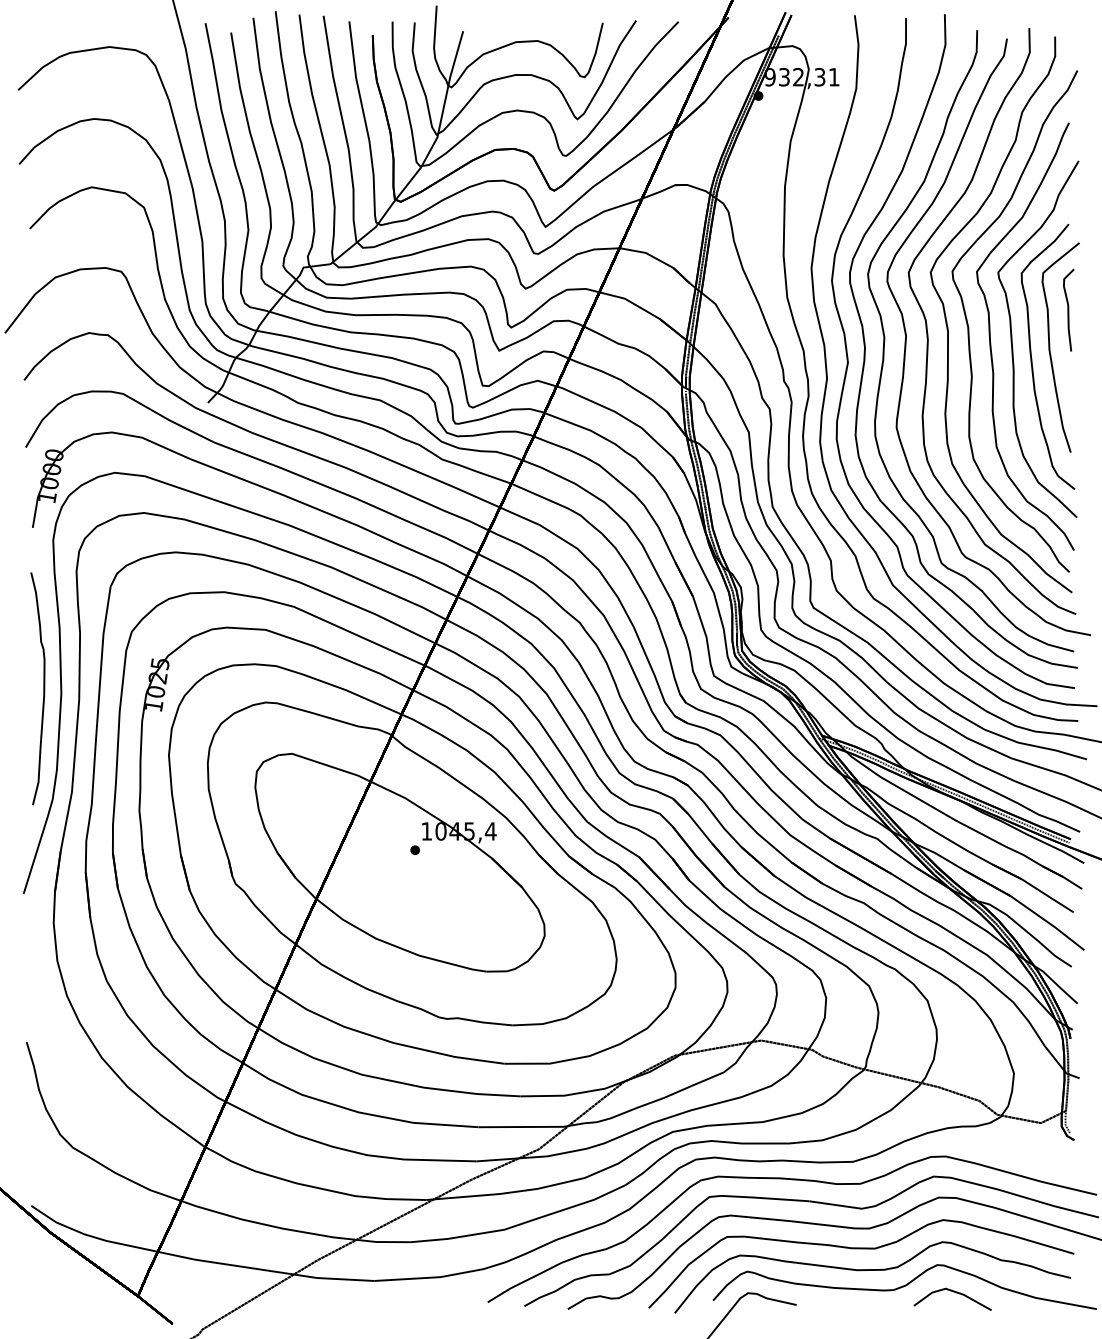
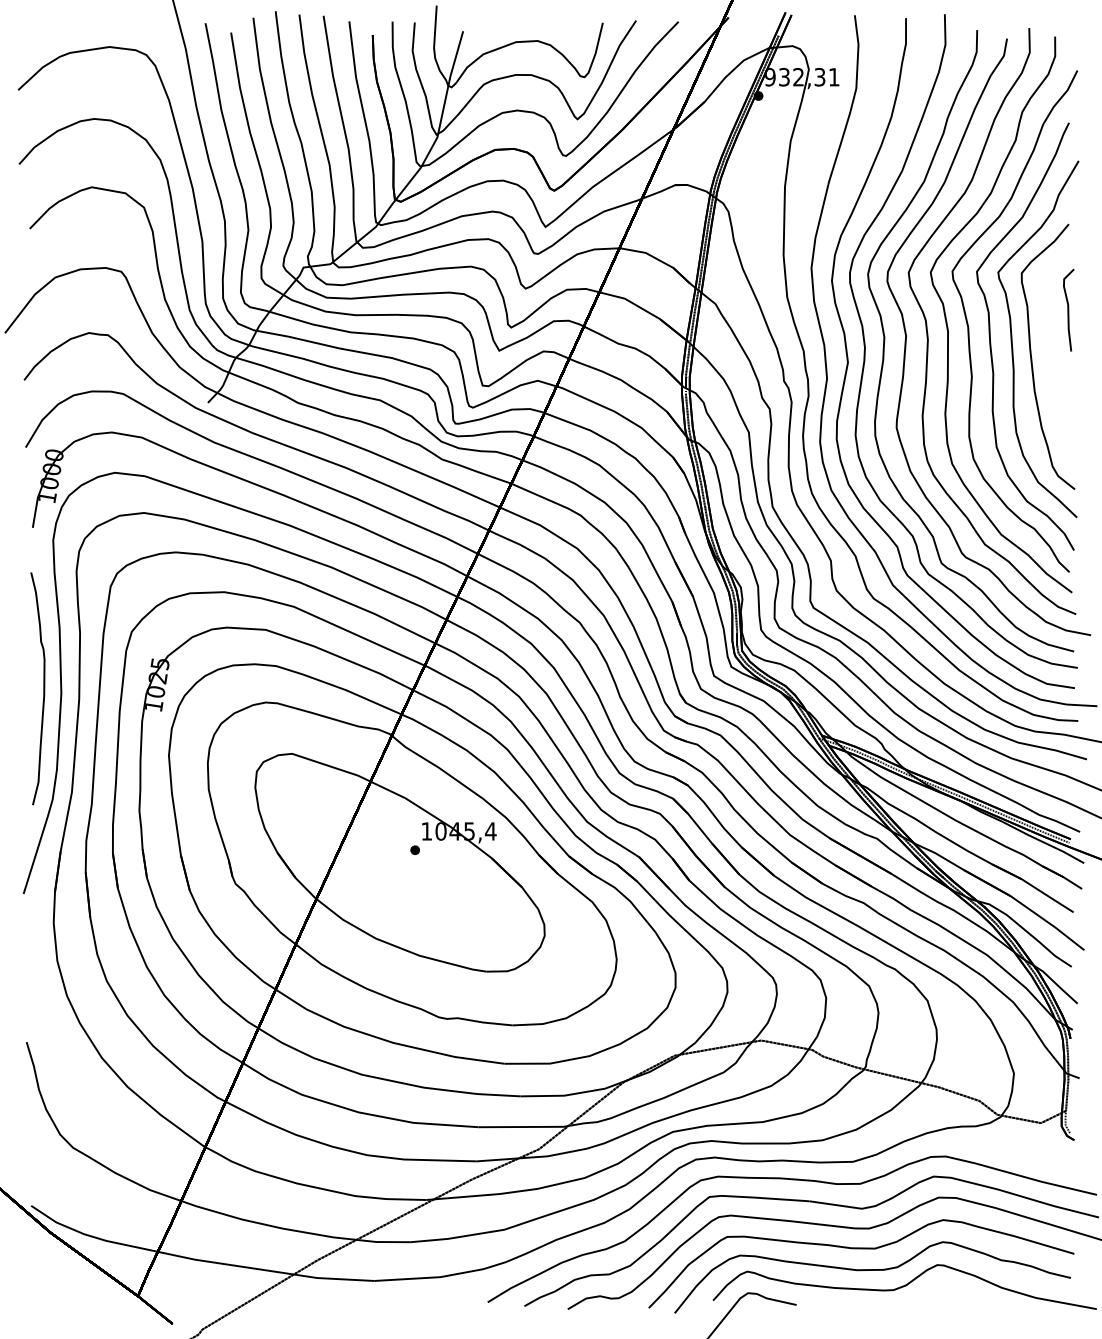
part: present -> none (1050, 347)
line: present -> none (953, 1292)
